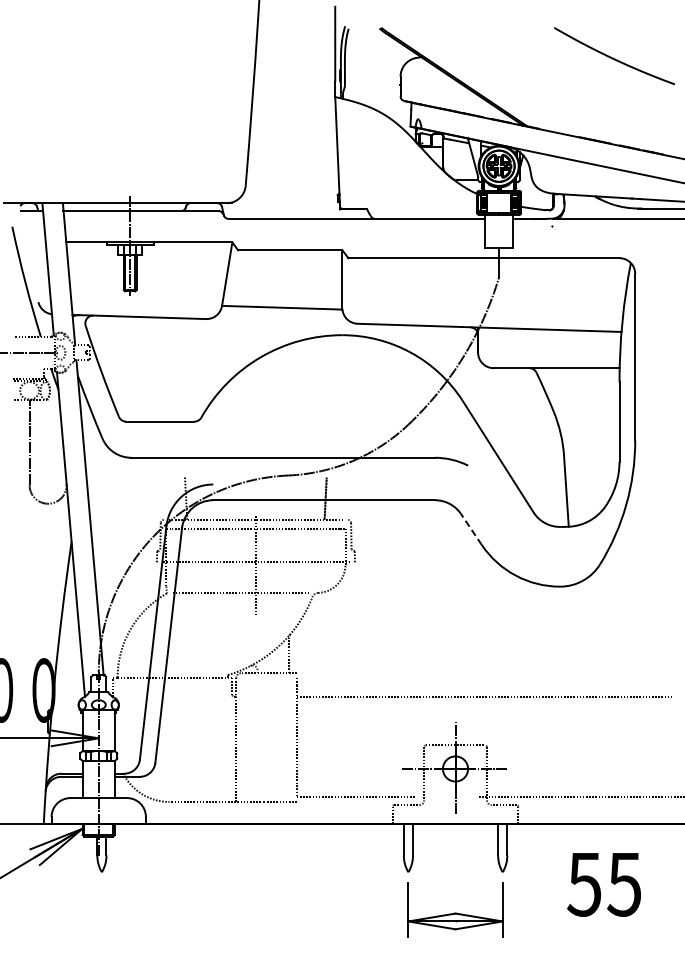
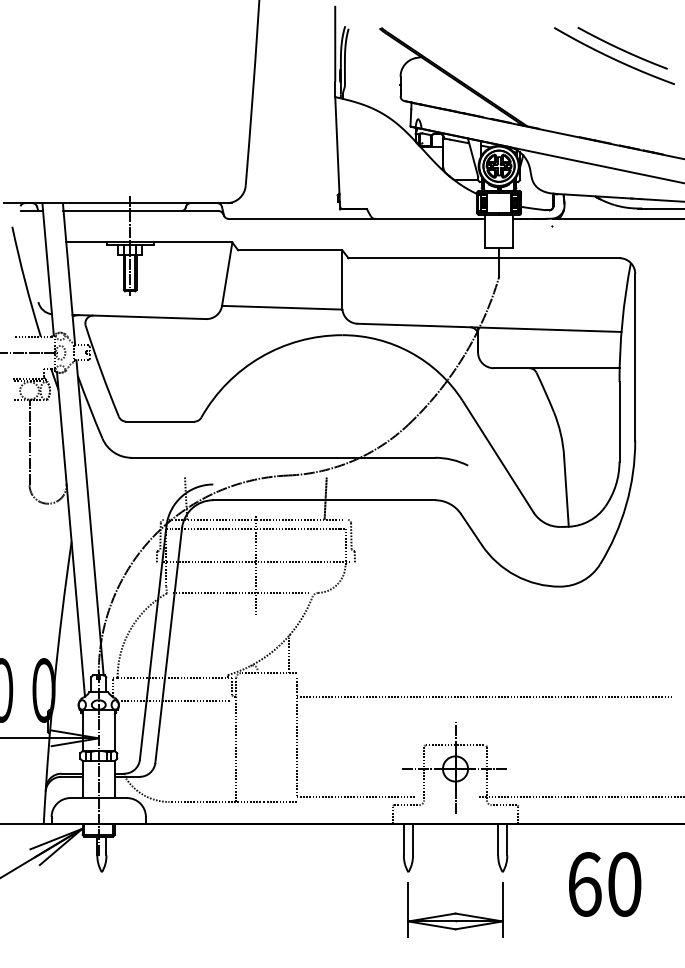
curve: none -> present (621, 48)
line: dashed -> solid (471, 529)
line: none -> present (174, 701)
text: 55 -> 60 (604, 884)
